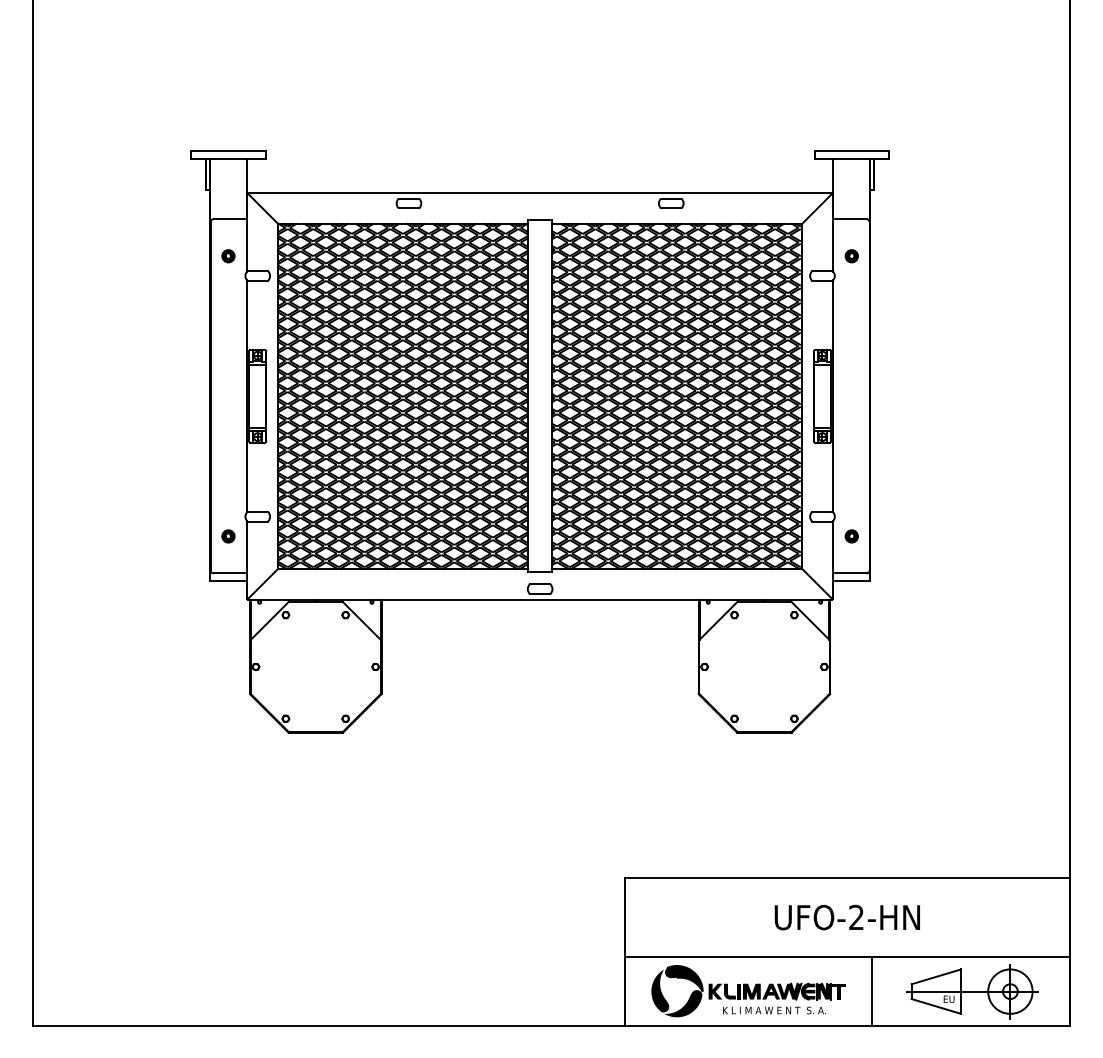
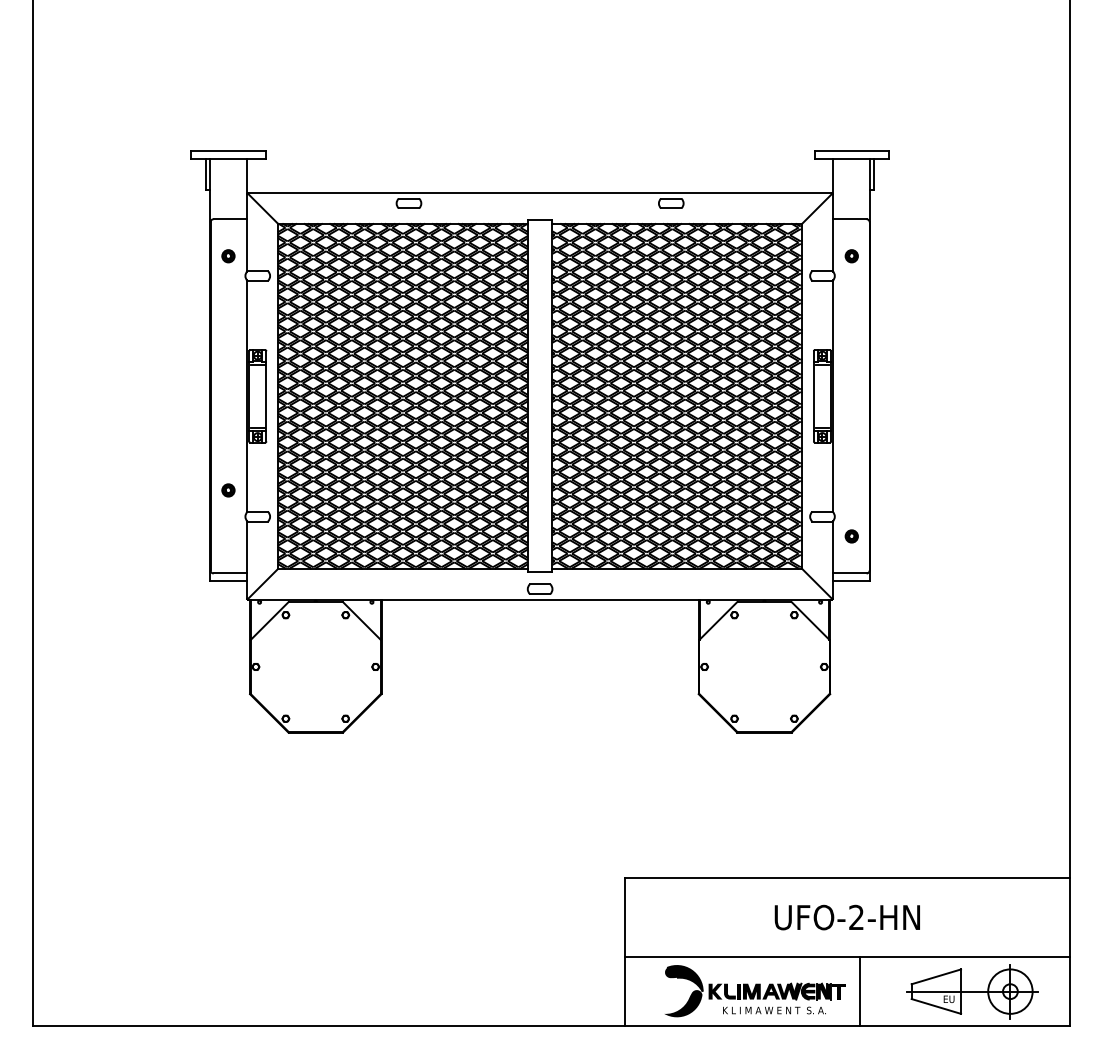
part position: (228, 536) -> (228, 490) (228, 490)
fill: present -> none (660, 990)
line position: (872, 991) -> (860, 991) (860, 991)
